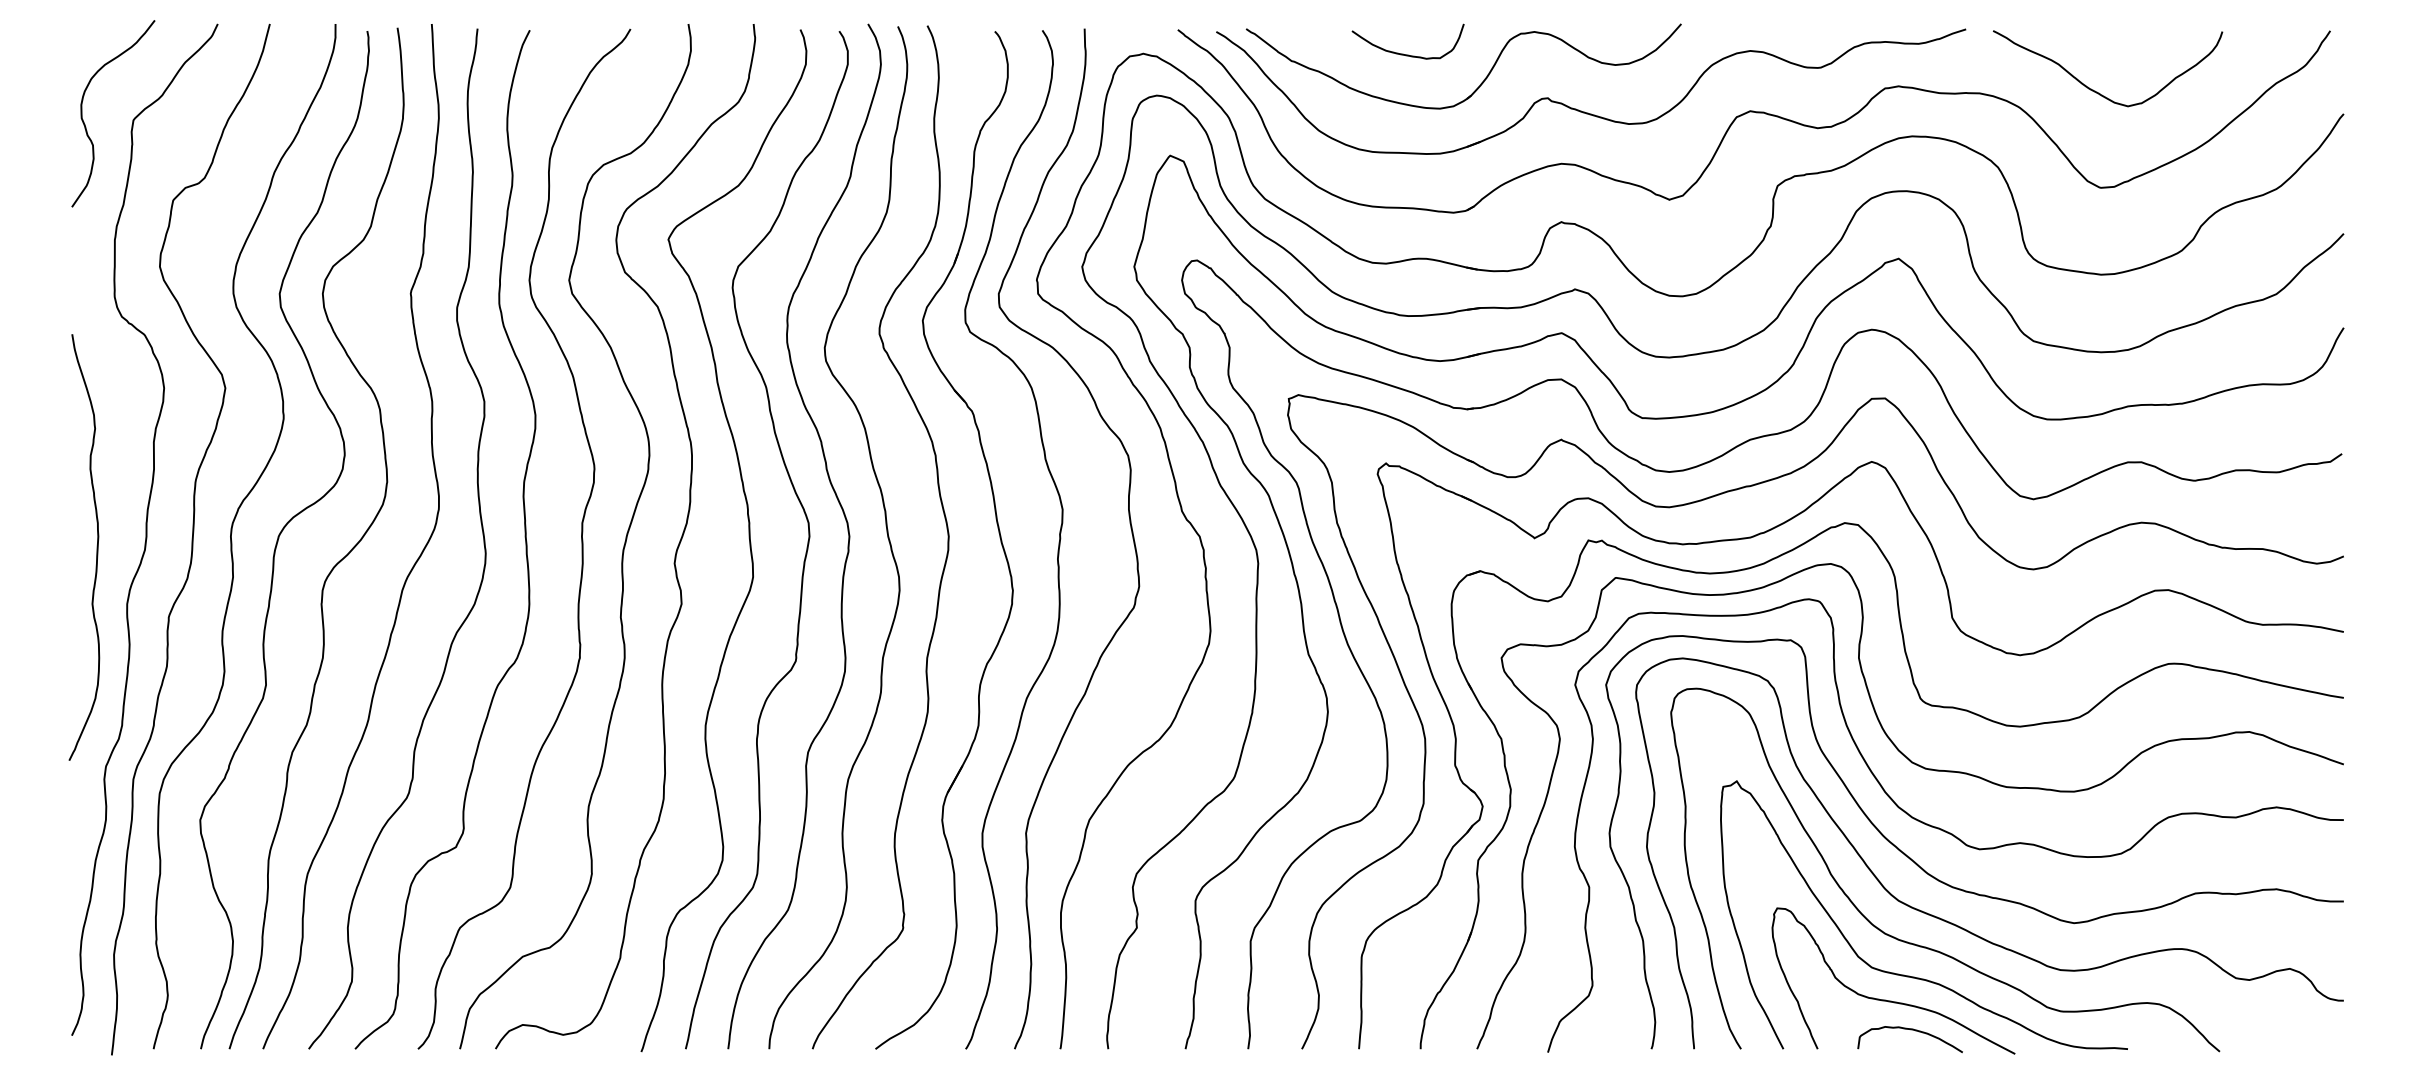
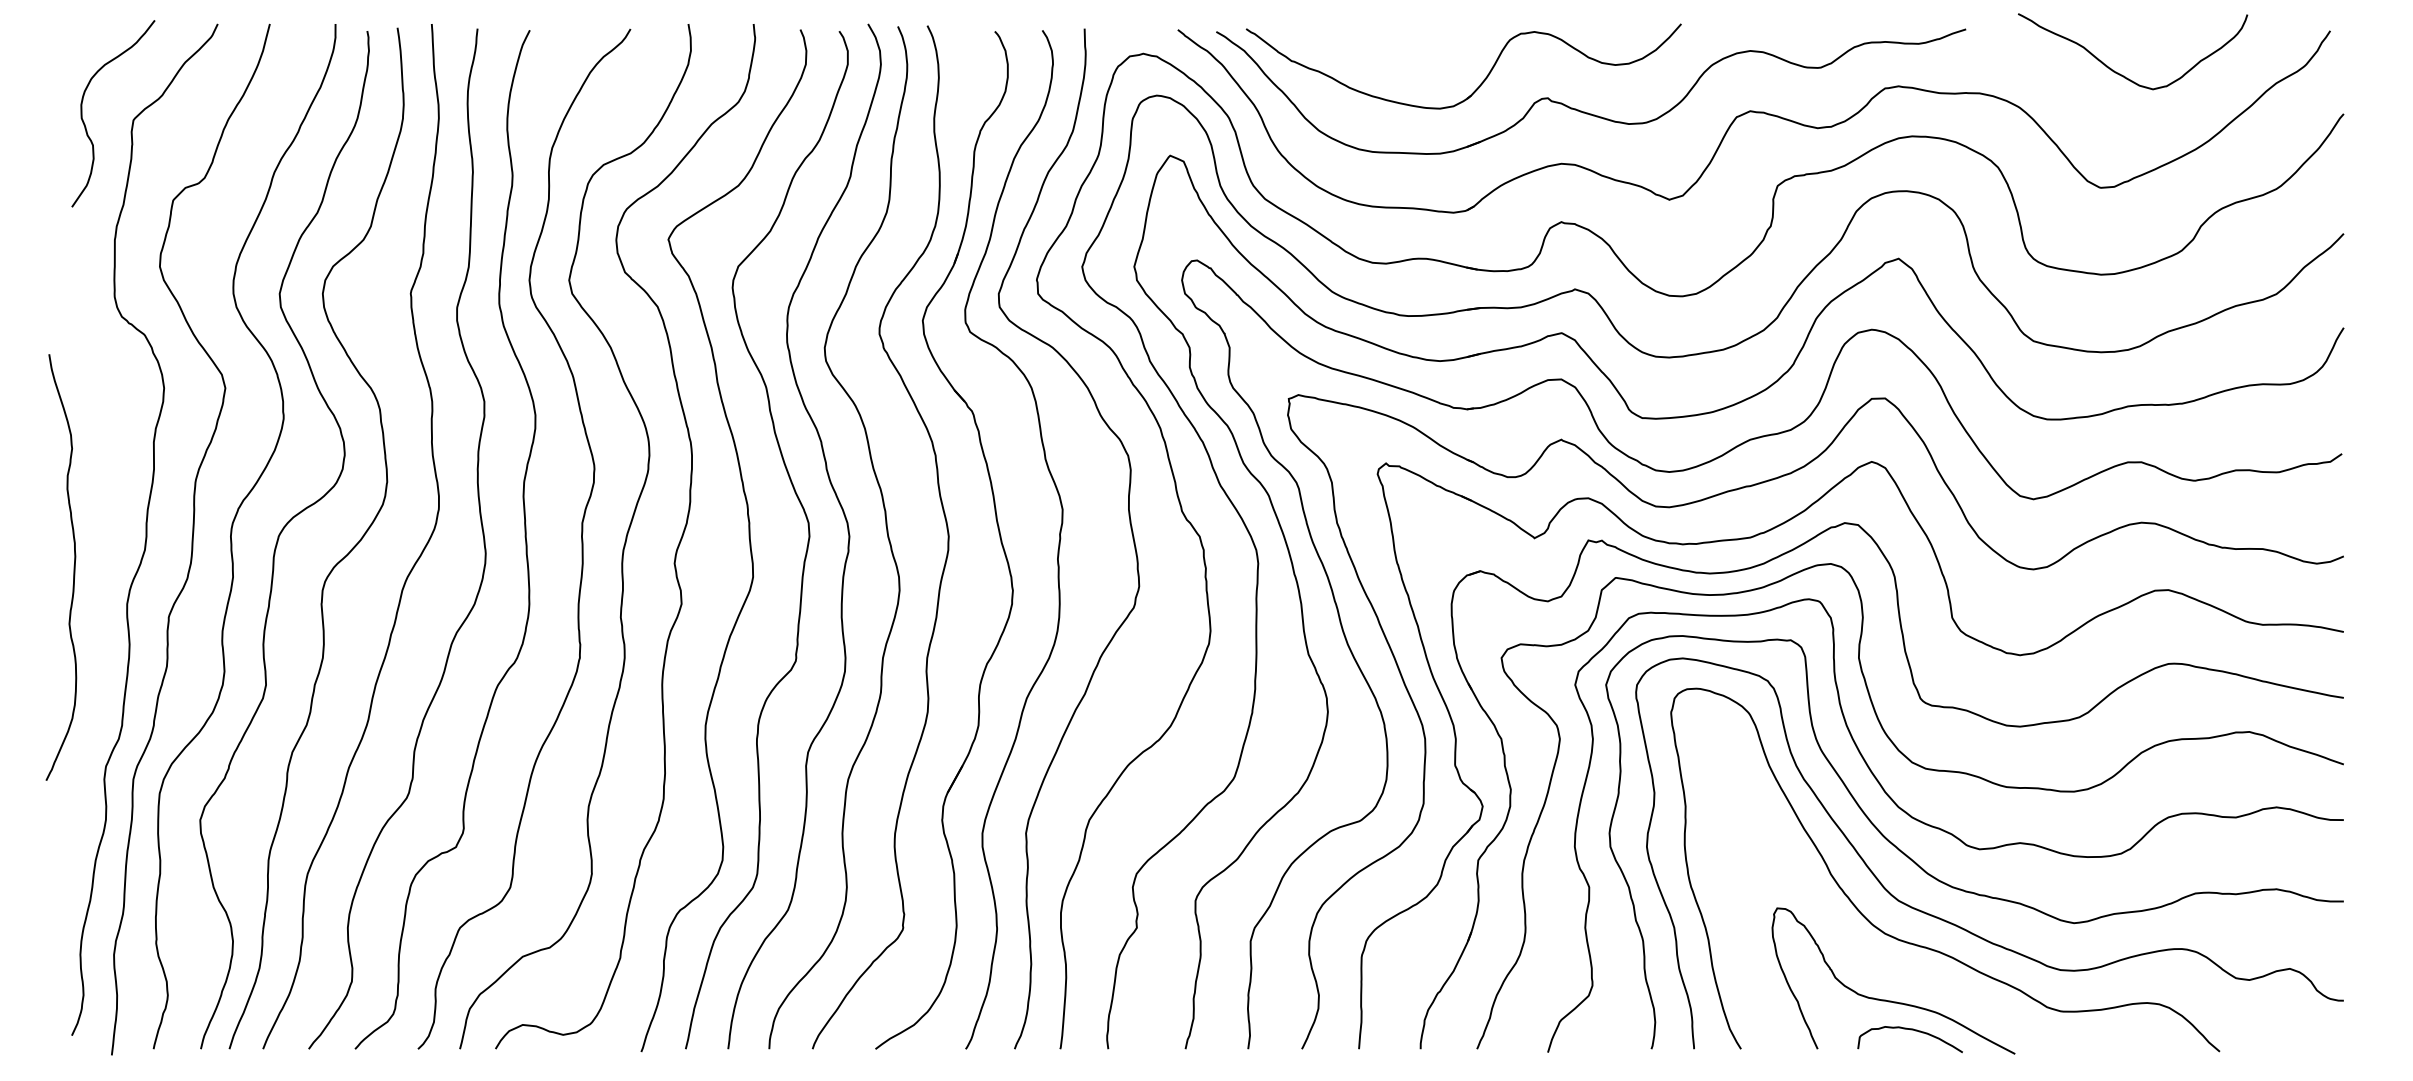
curve: present -> none (1403, 53)
curve position: (2097, 91) -> (2122, 74) (2122, 74)
curve position: (96, 547) -> (73, 567) (73, 567)
curve: present -> none (1909, 975)
